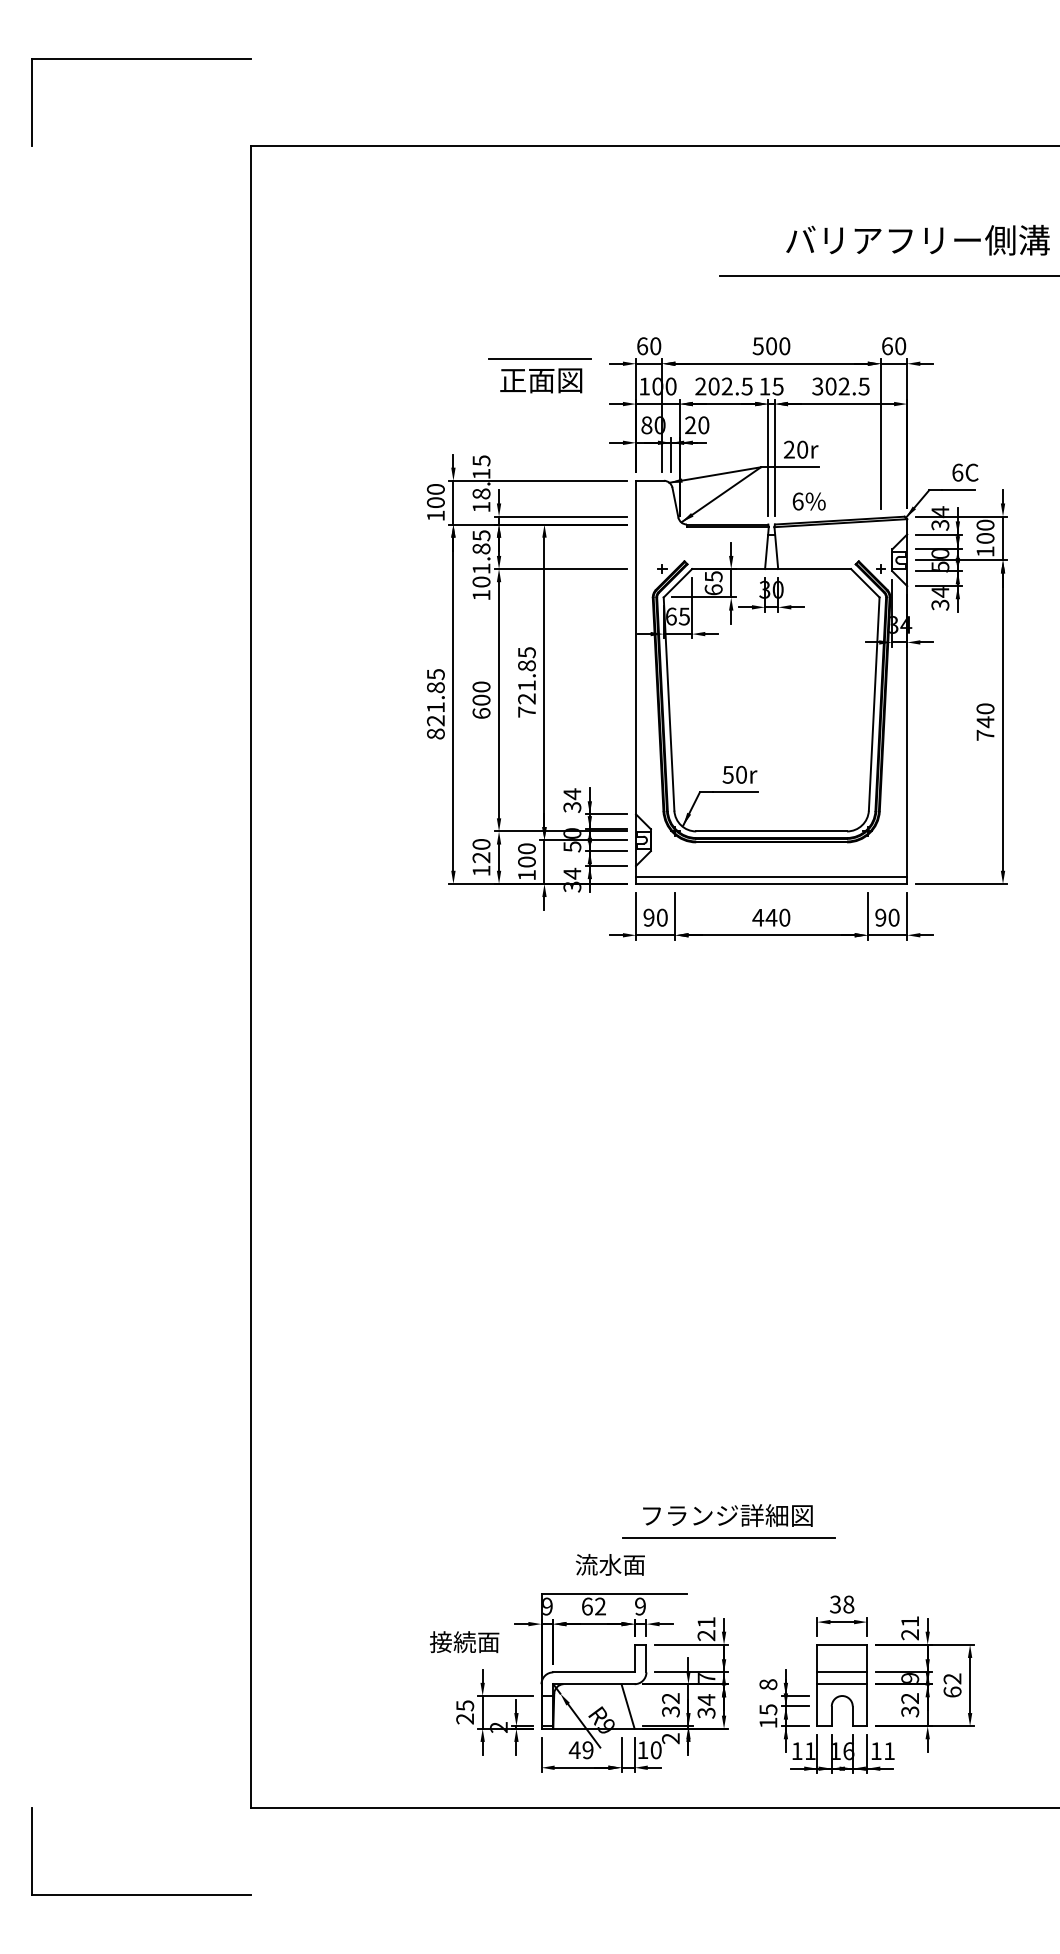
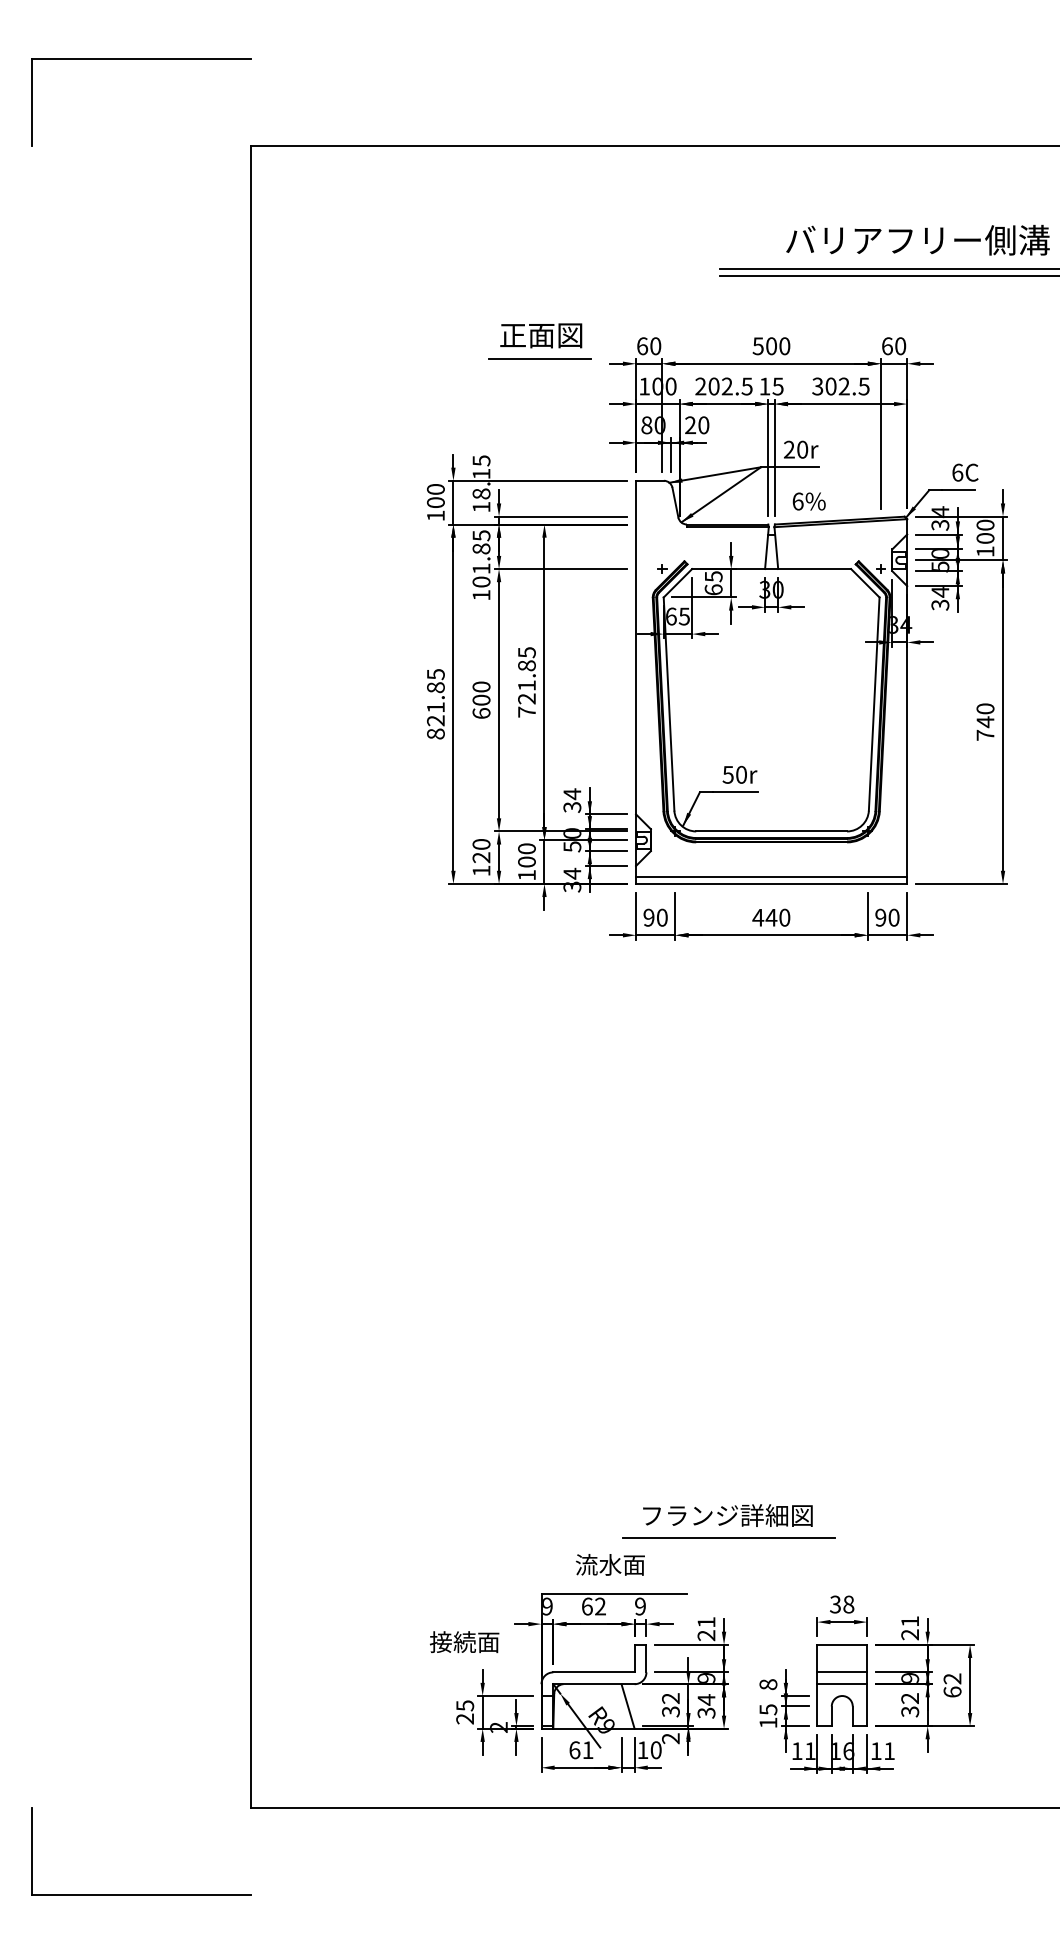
line: none -> present (888, 269)
text position: (541, 380) -> (541, 335) (541, 335)
text: 7 -> 9 (706, 1677)
text: 49 -> 61 (580, 1750)
